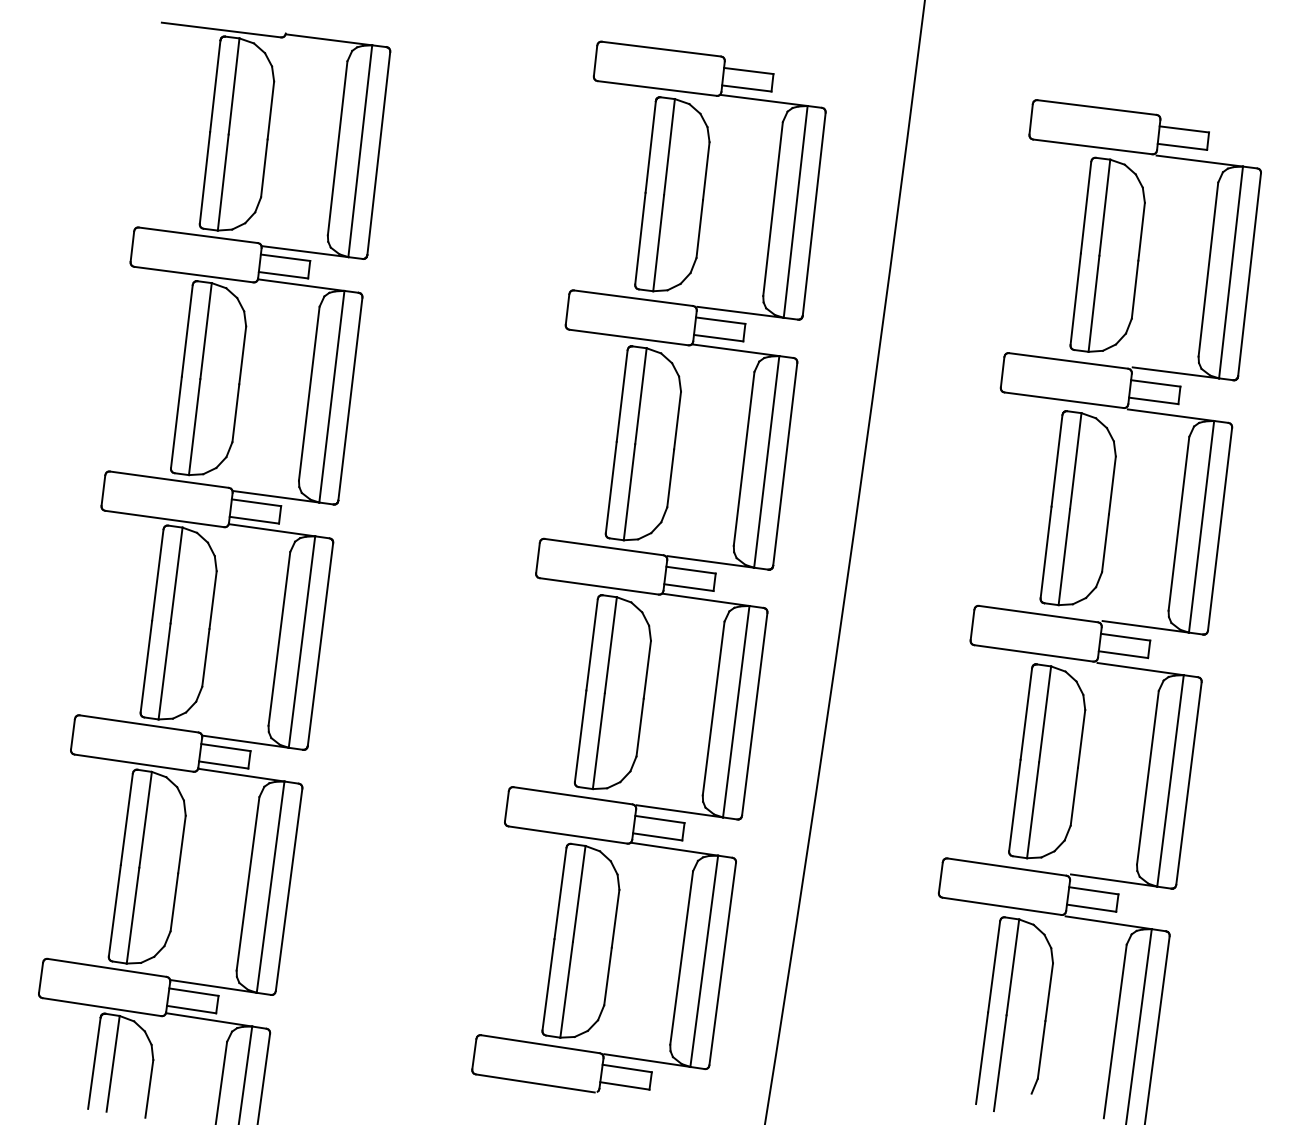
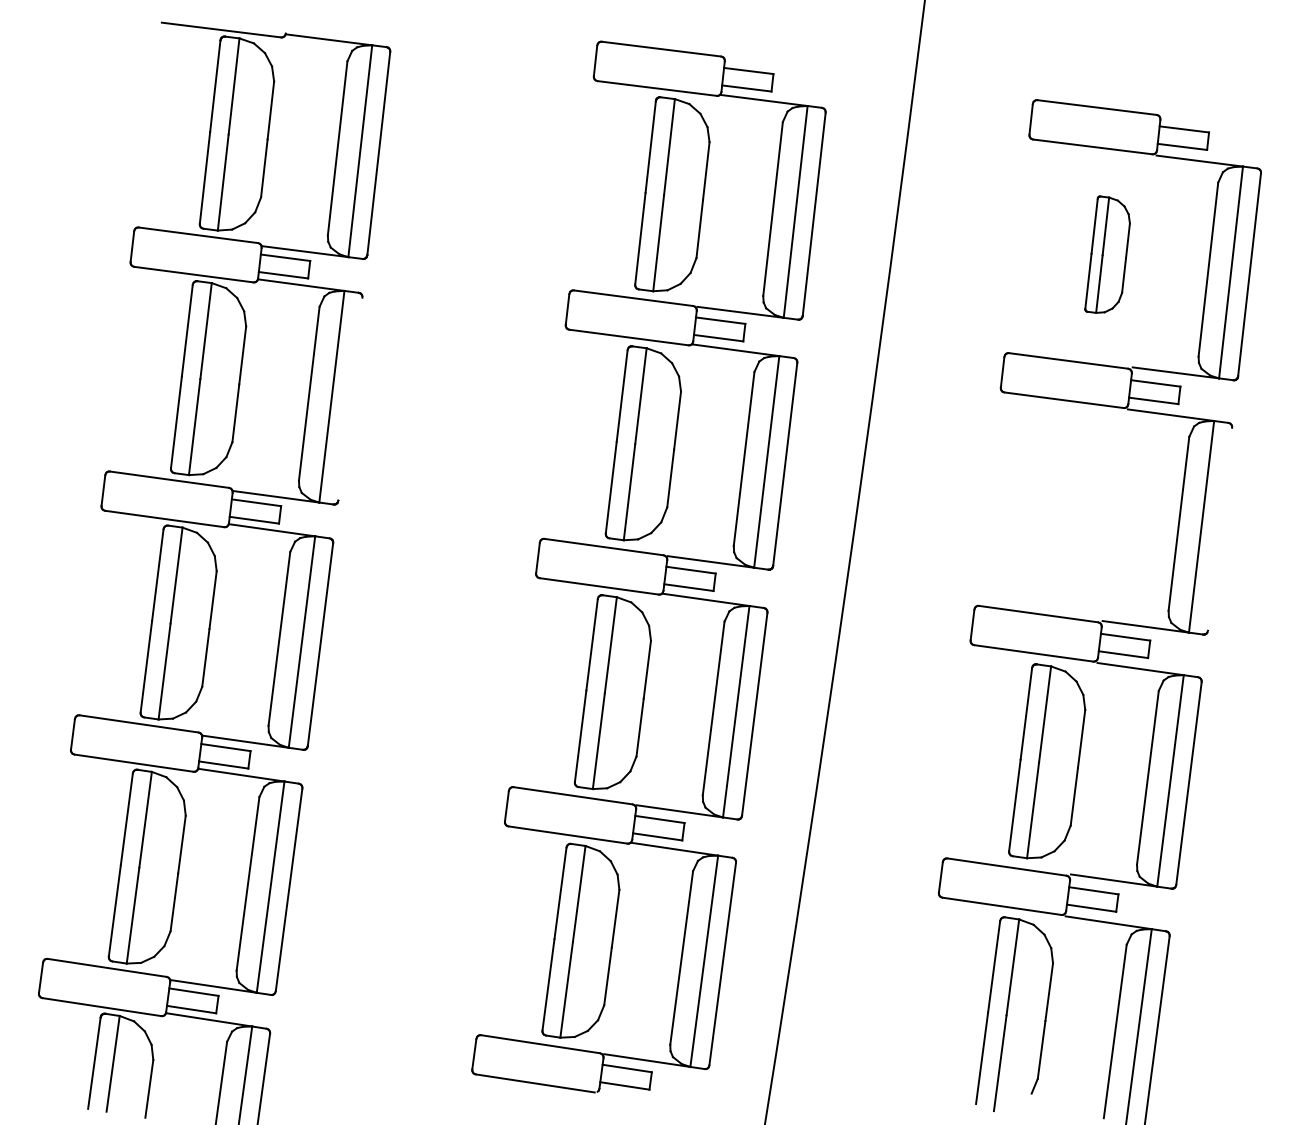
part size: 77x197 px -> 47x119 px (1107, 254)
line: present -> none (350, 398)
part: present -> none (1077, 508)
line: present -> none (1219, 528)
